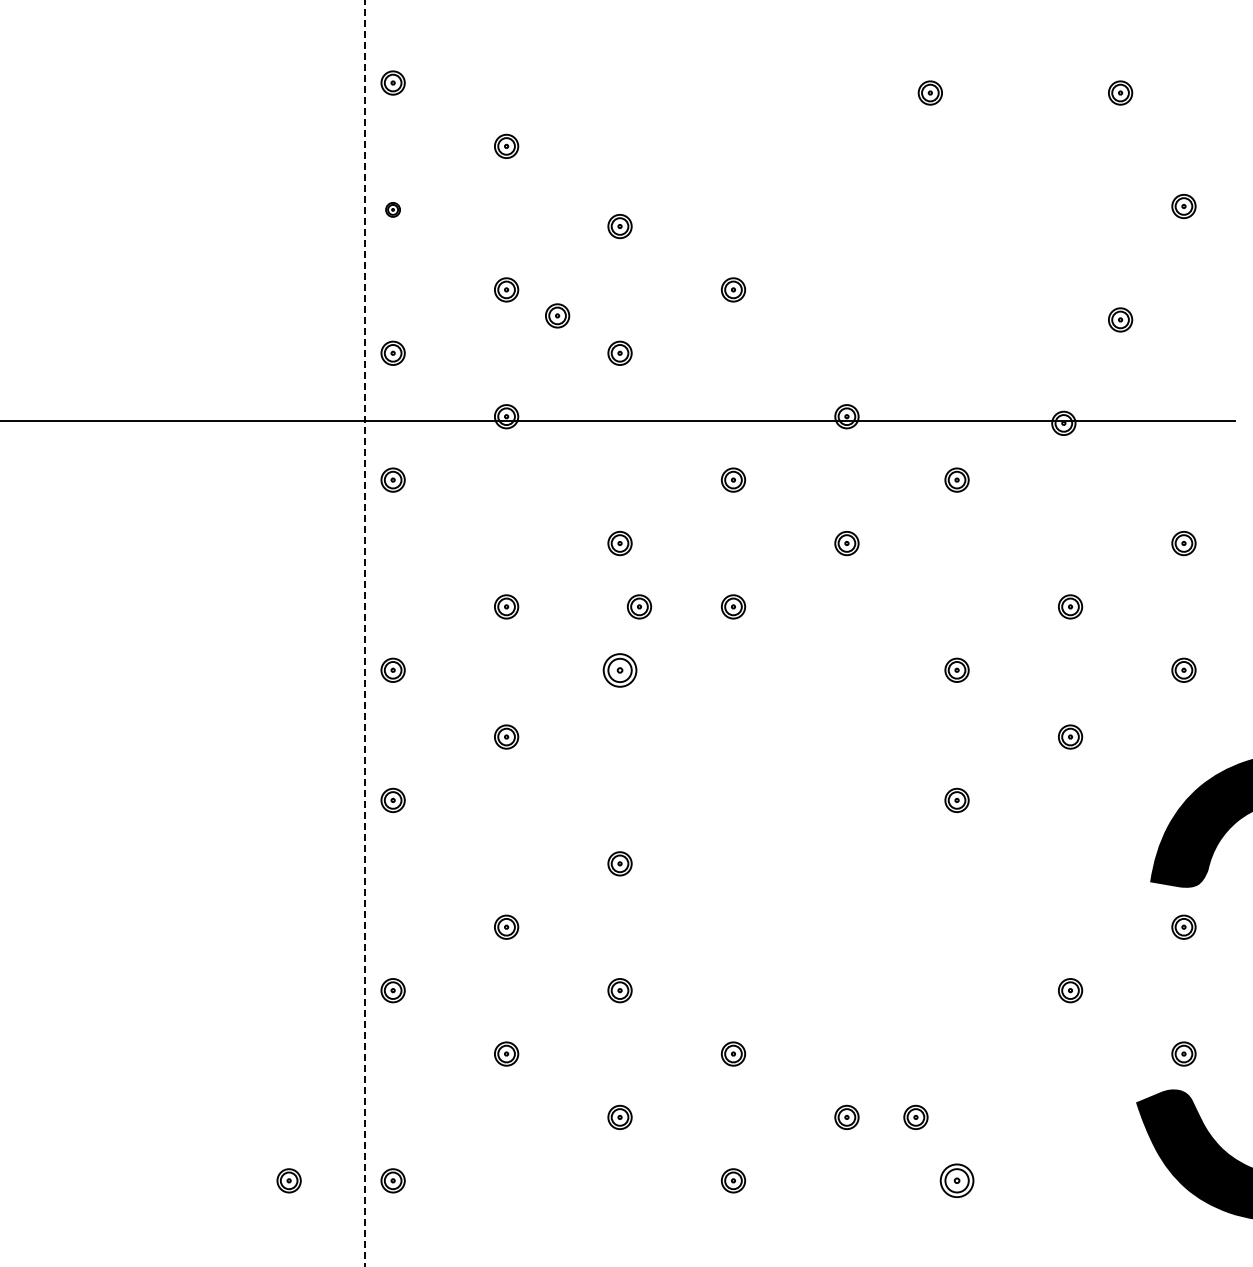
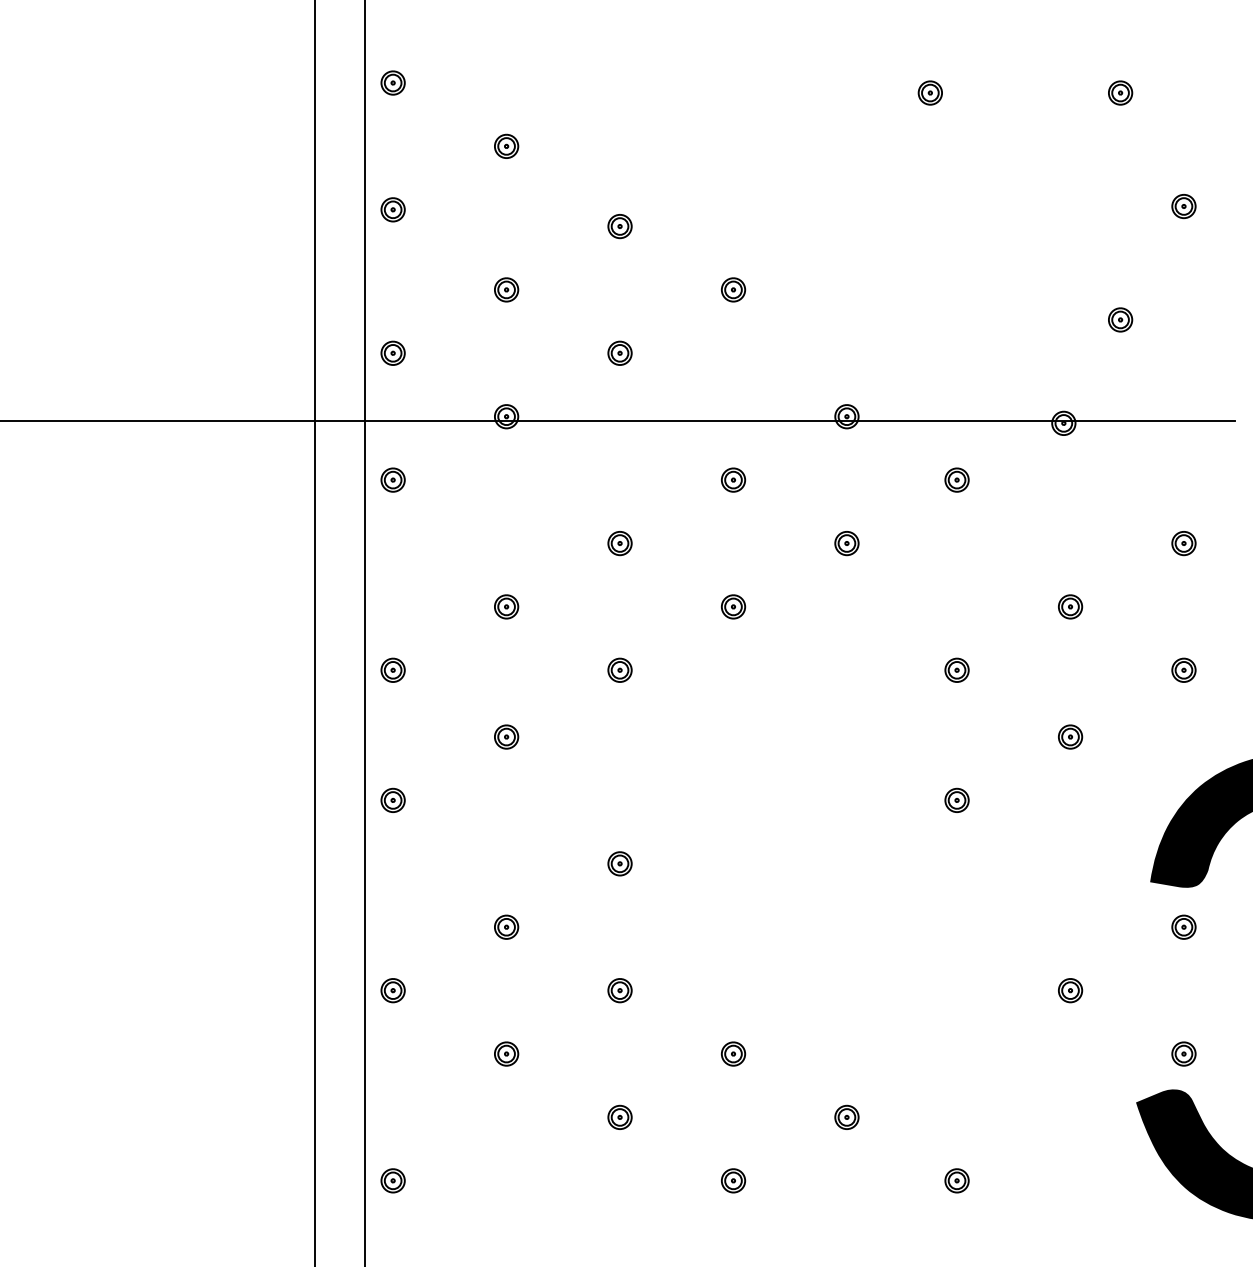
part size: 16x16 px -> 26x26 px (392, 209)
part: present -> none (557, 315)
part: present -> none (639, 606)
line: none -> present (314, 632)
line: dashed -> solid (364, 633)
part size: 36x35 px -> 26x26 px (619, 669)
part: present -> none (915, 1116)
part: present -> none (288, 1180)
part size: 36x35 px -> 26x26 px (956, 1180)
